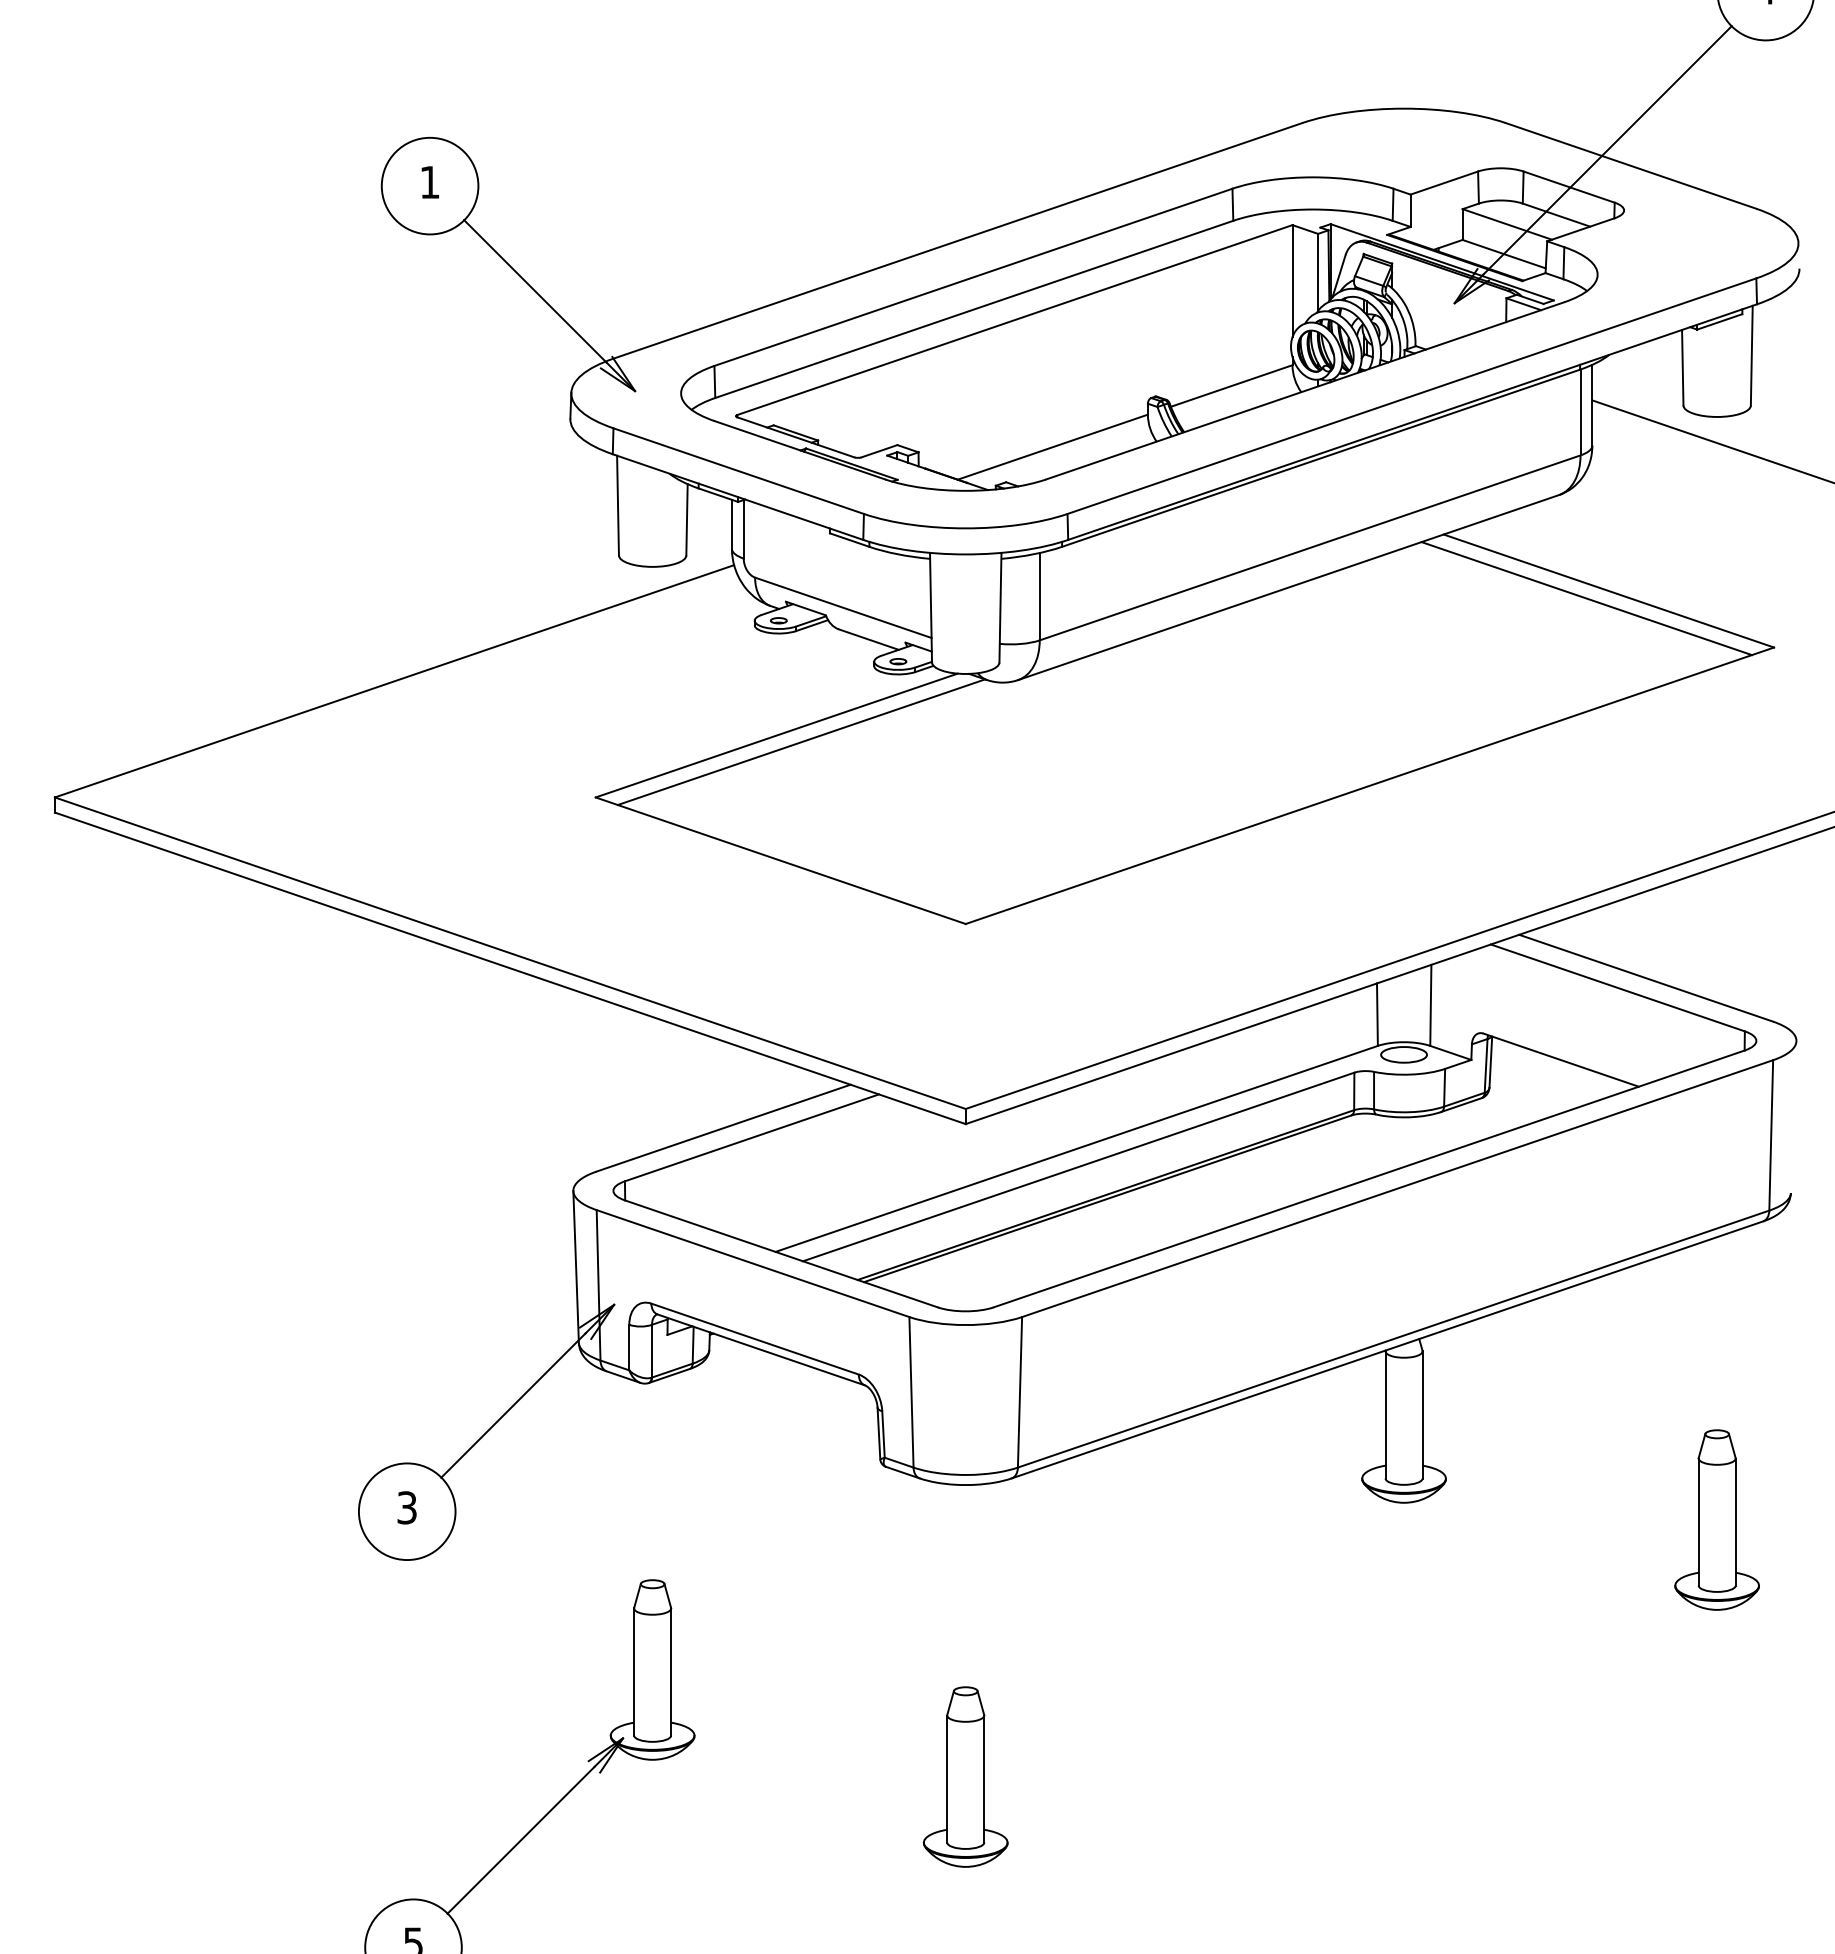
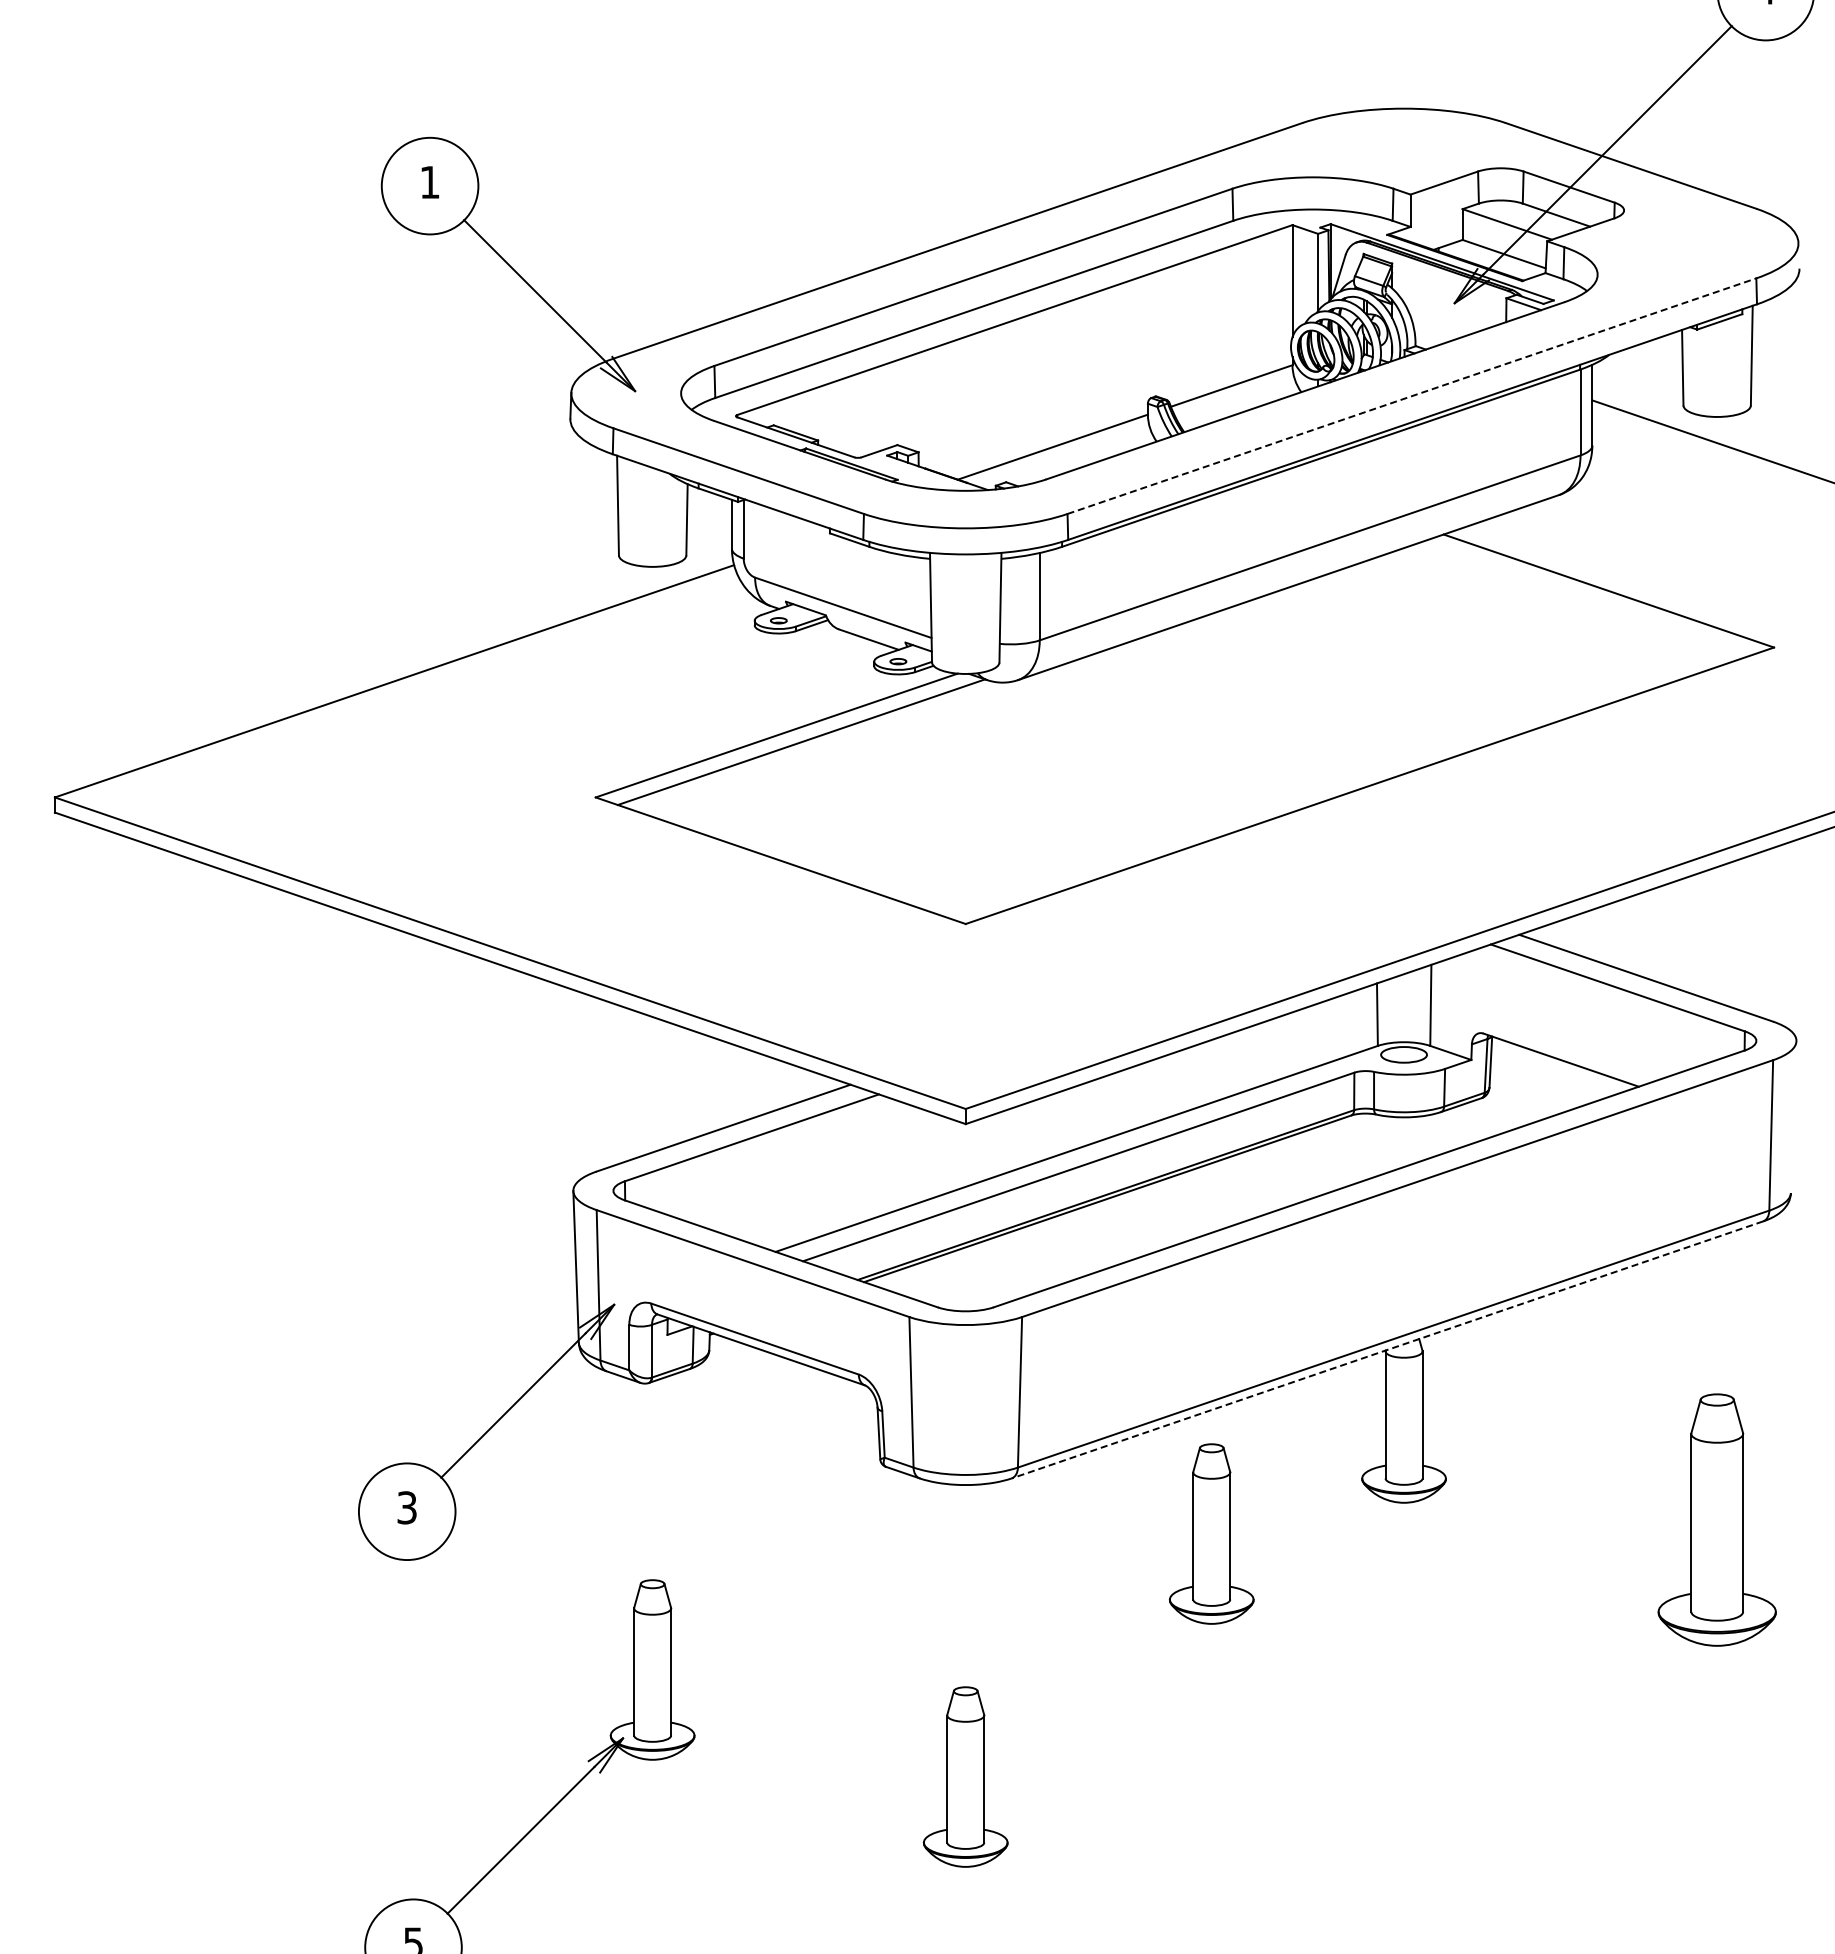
line: solid -> dashed (1411, 396)
line: present -> none (1586, 598)
line: solid -> dashed (1386, 1350)
part size: 86x182 px -> 120x254 px (1716, 1519)
part: none -> present (1211, 1533)
